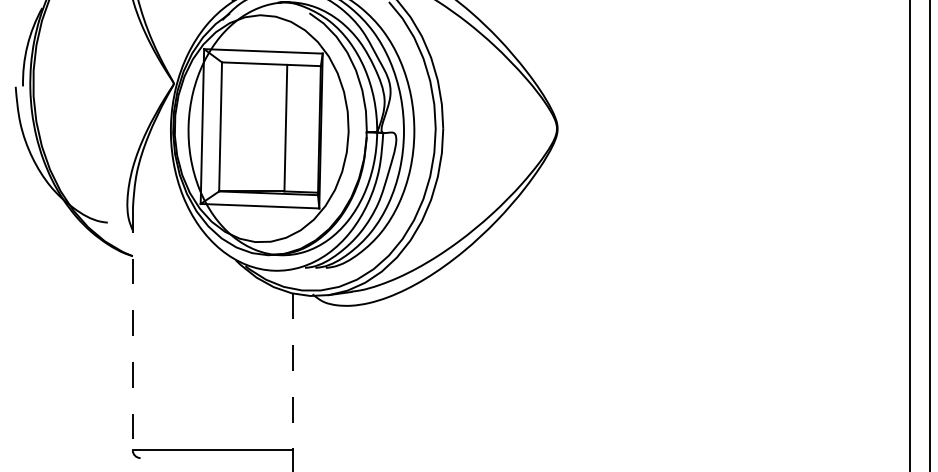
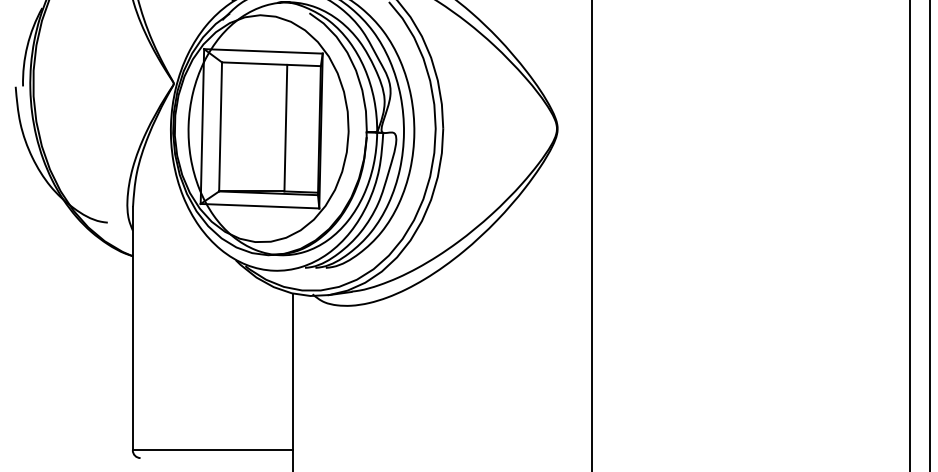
line: none -> present (592, 235)
line: dashed -> solid (132, 328)
line: dashed -> solid (292, 382)
